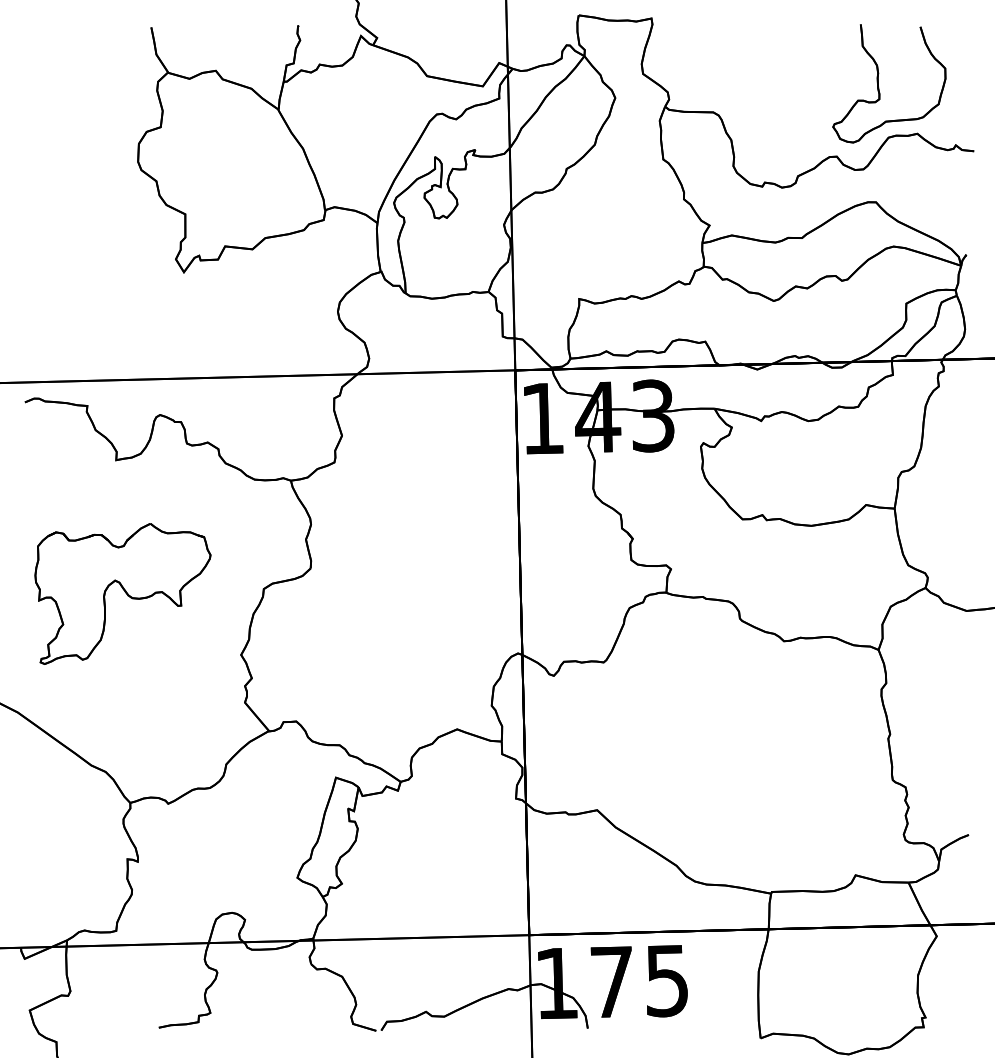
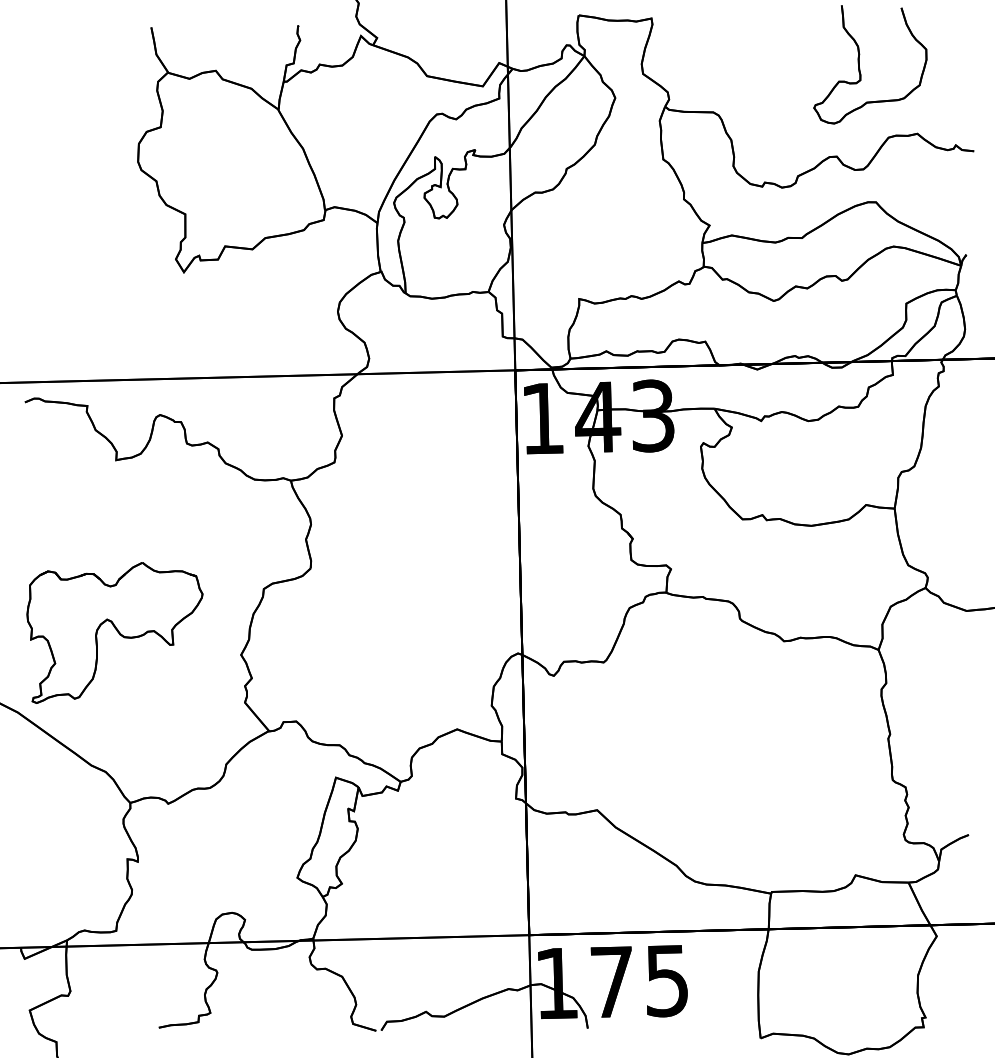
part position: (879, 87) -> (860, 68) (860, 68)
part position: (122, 593) -> (114, 632) (114, 632)
